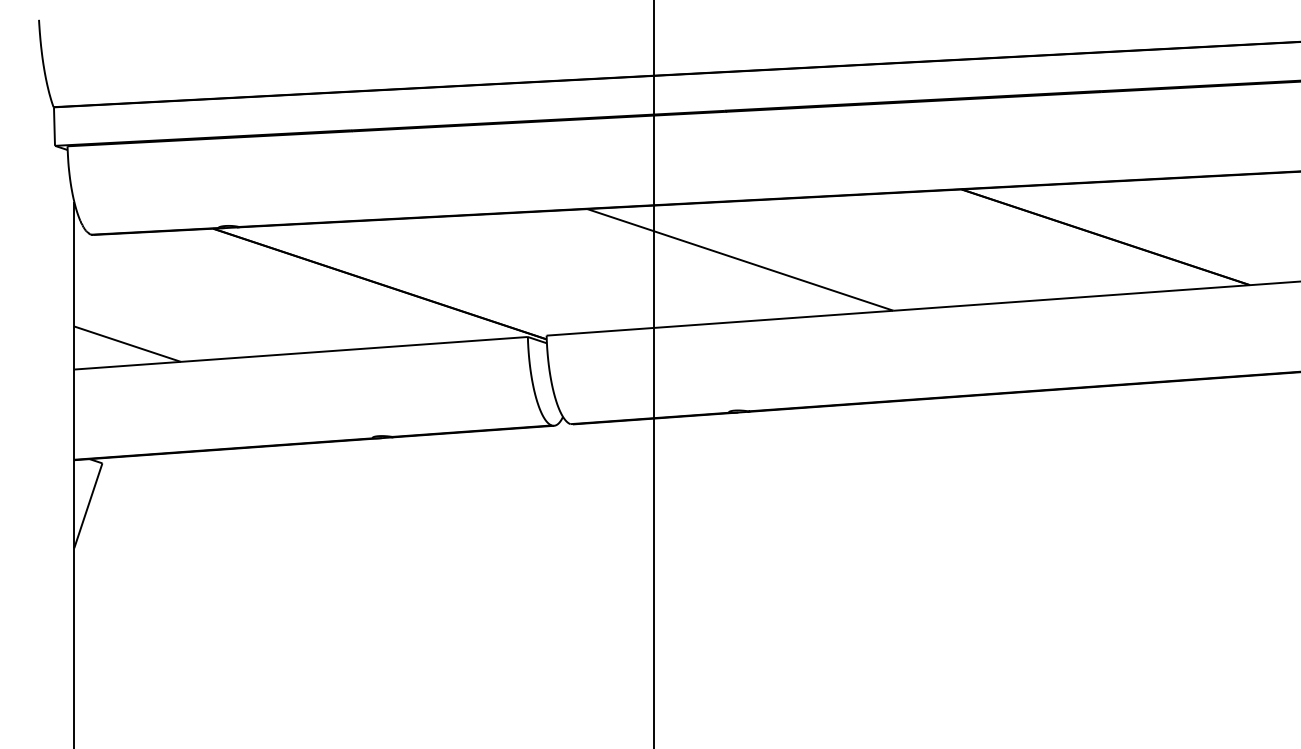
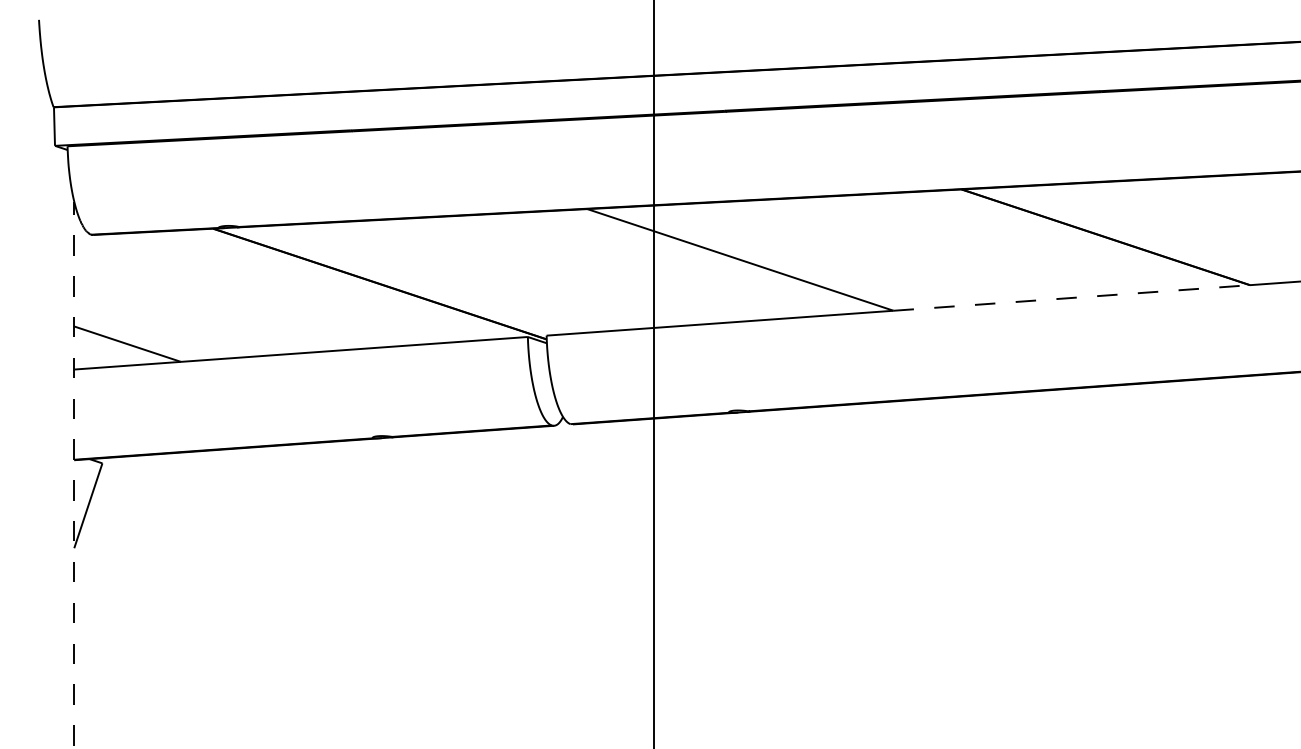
line: solid -> dashed (1071, 297)
line: solid -> dashed (74, 474)
